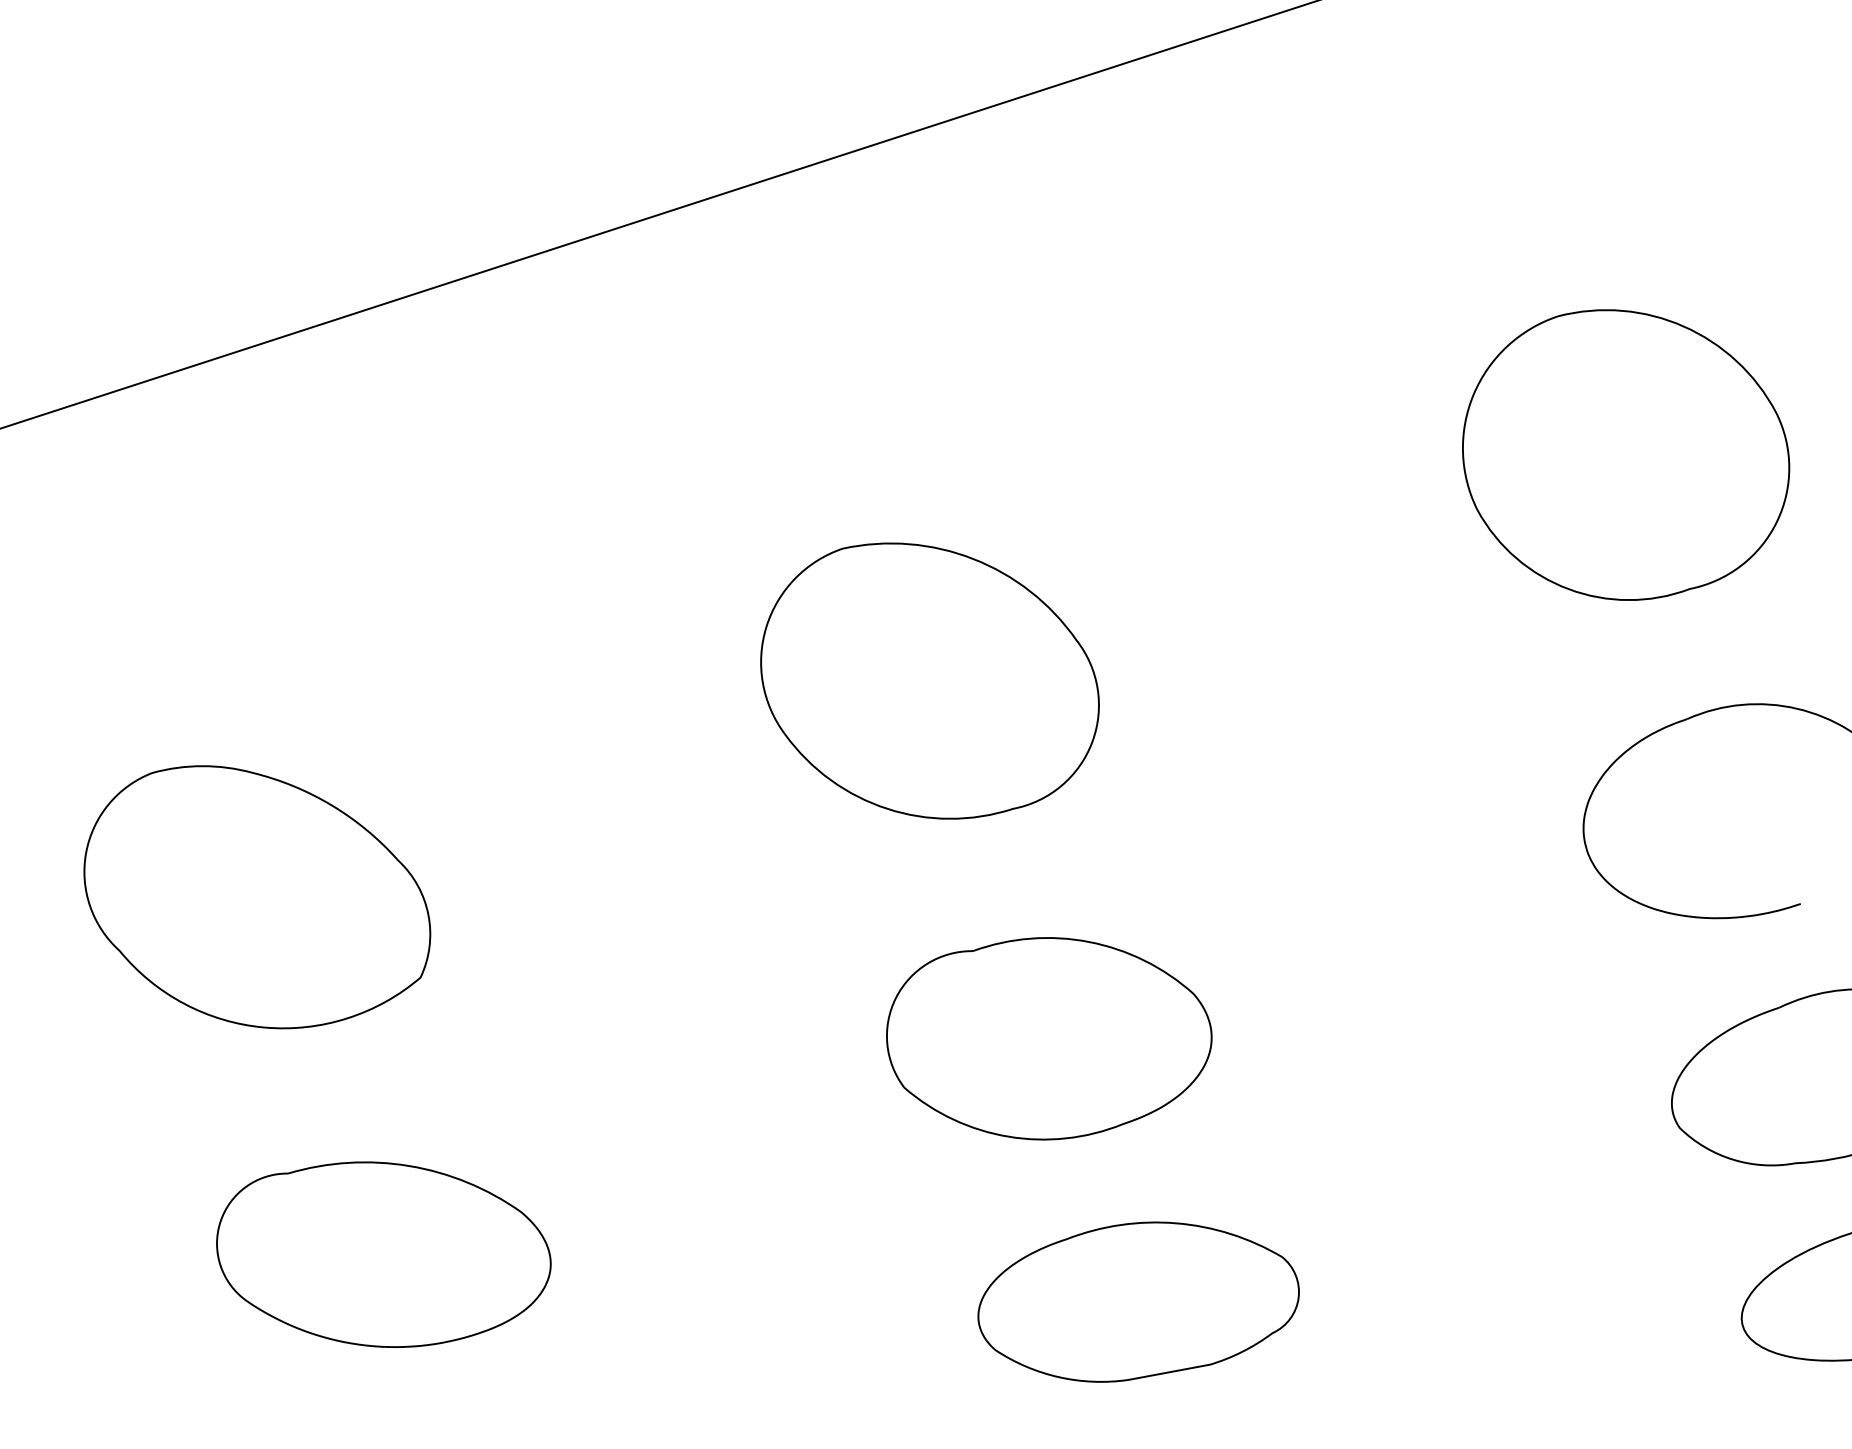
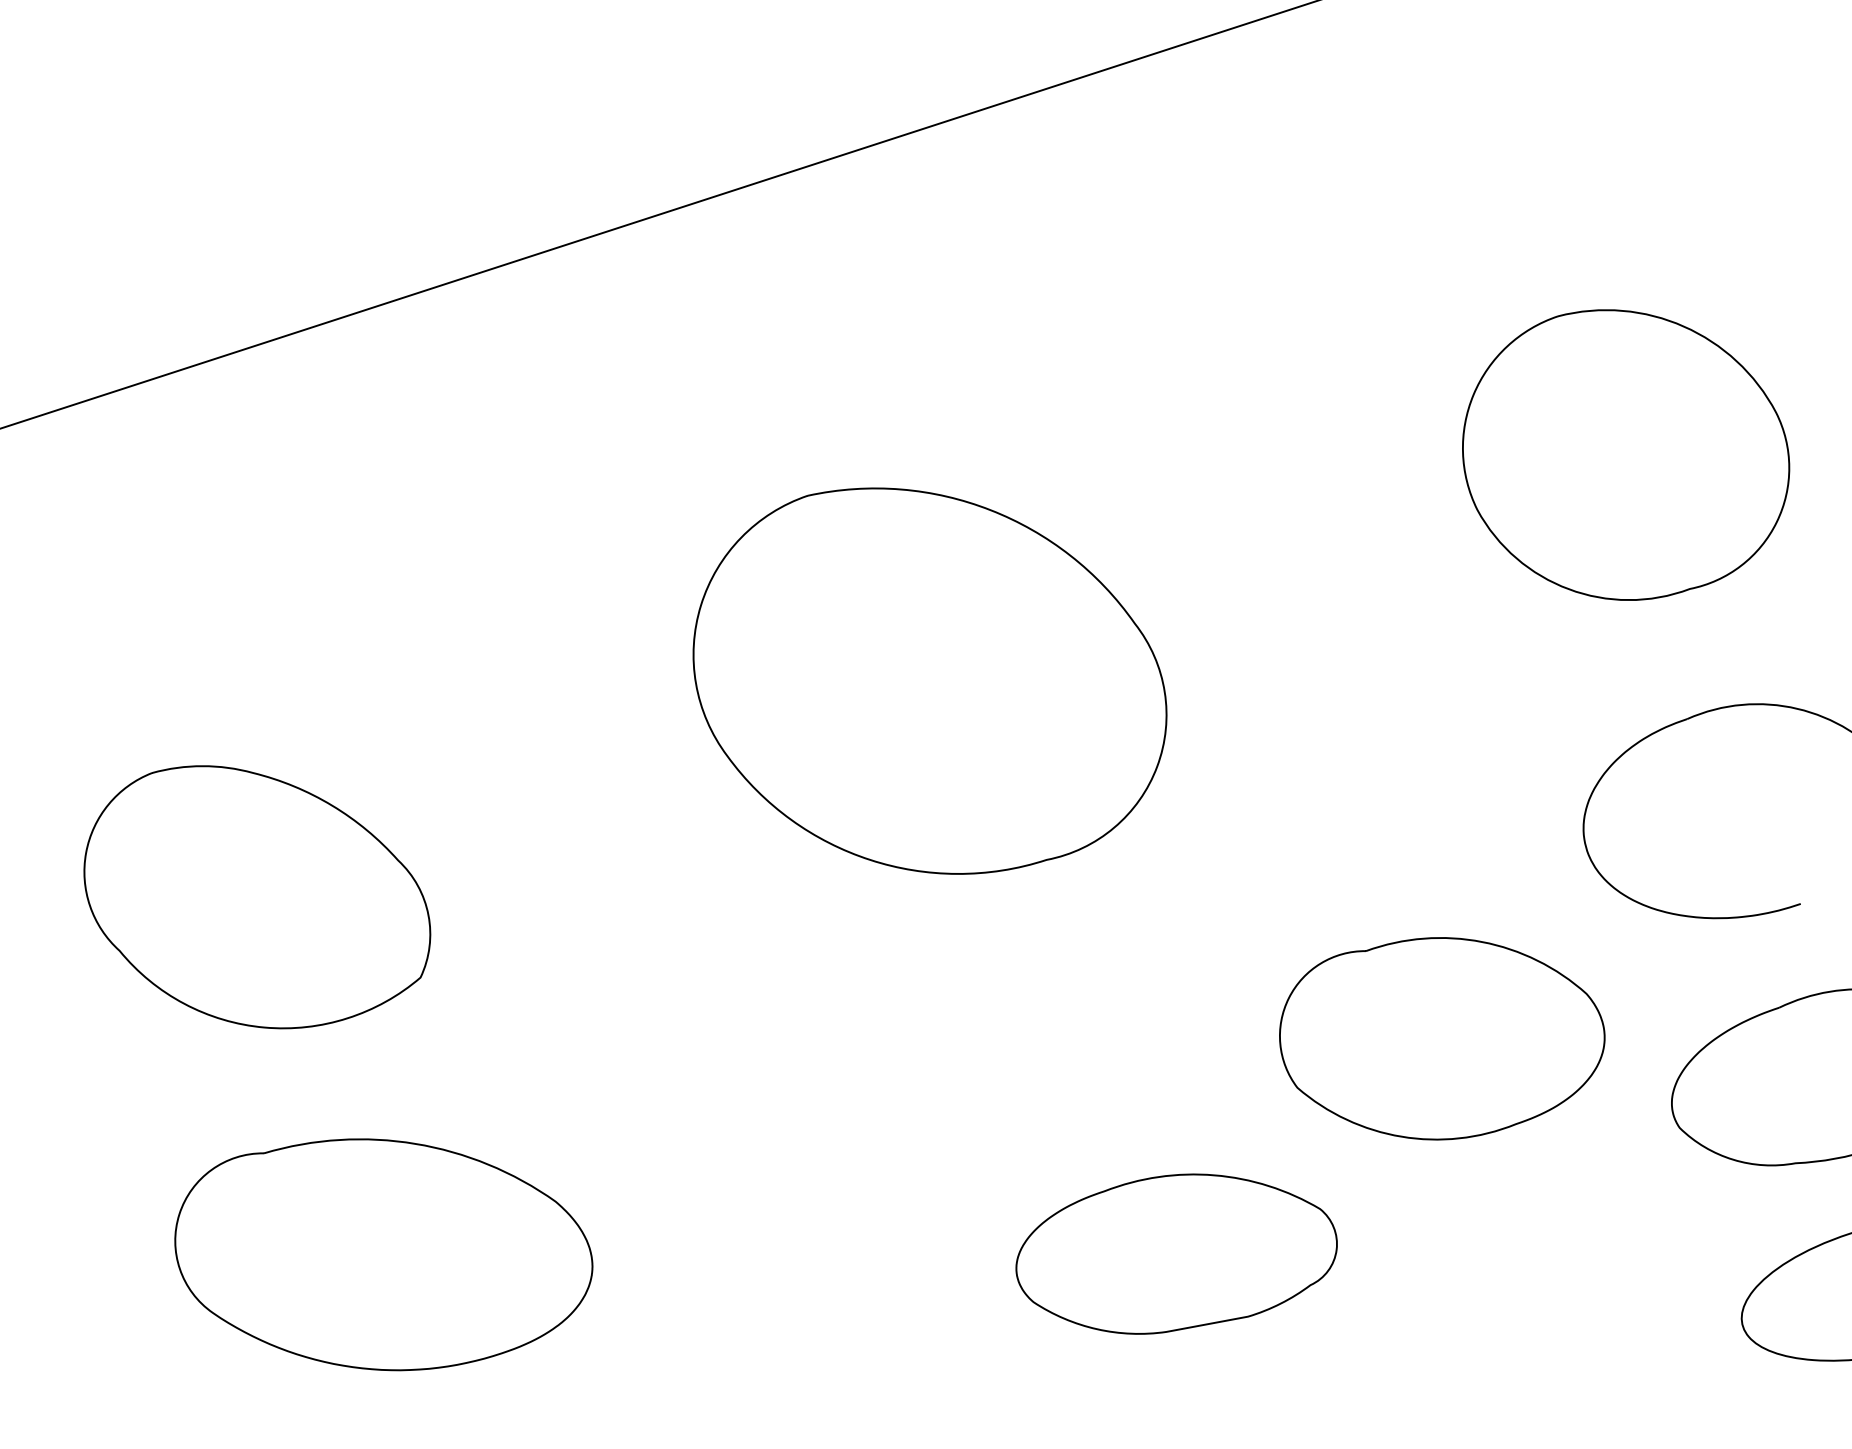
part size: 340x278 px -> 476x388 px (929, 680)
part position: (1049, 1038) -> (1442, 1038) (1442, 1038)
part size: 336x187 px -> 420x234 px (383, 1254)
part position: (1138, 1301) -> (1176, 1253) (1176, 1253)
